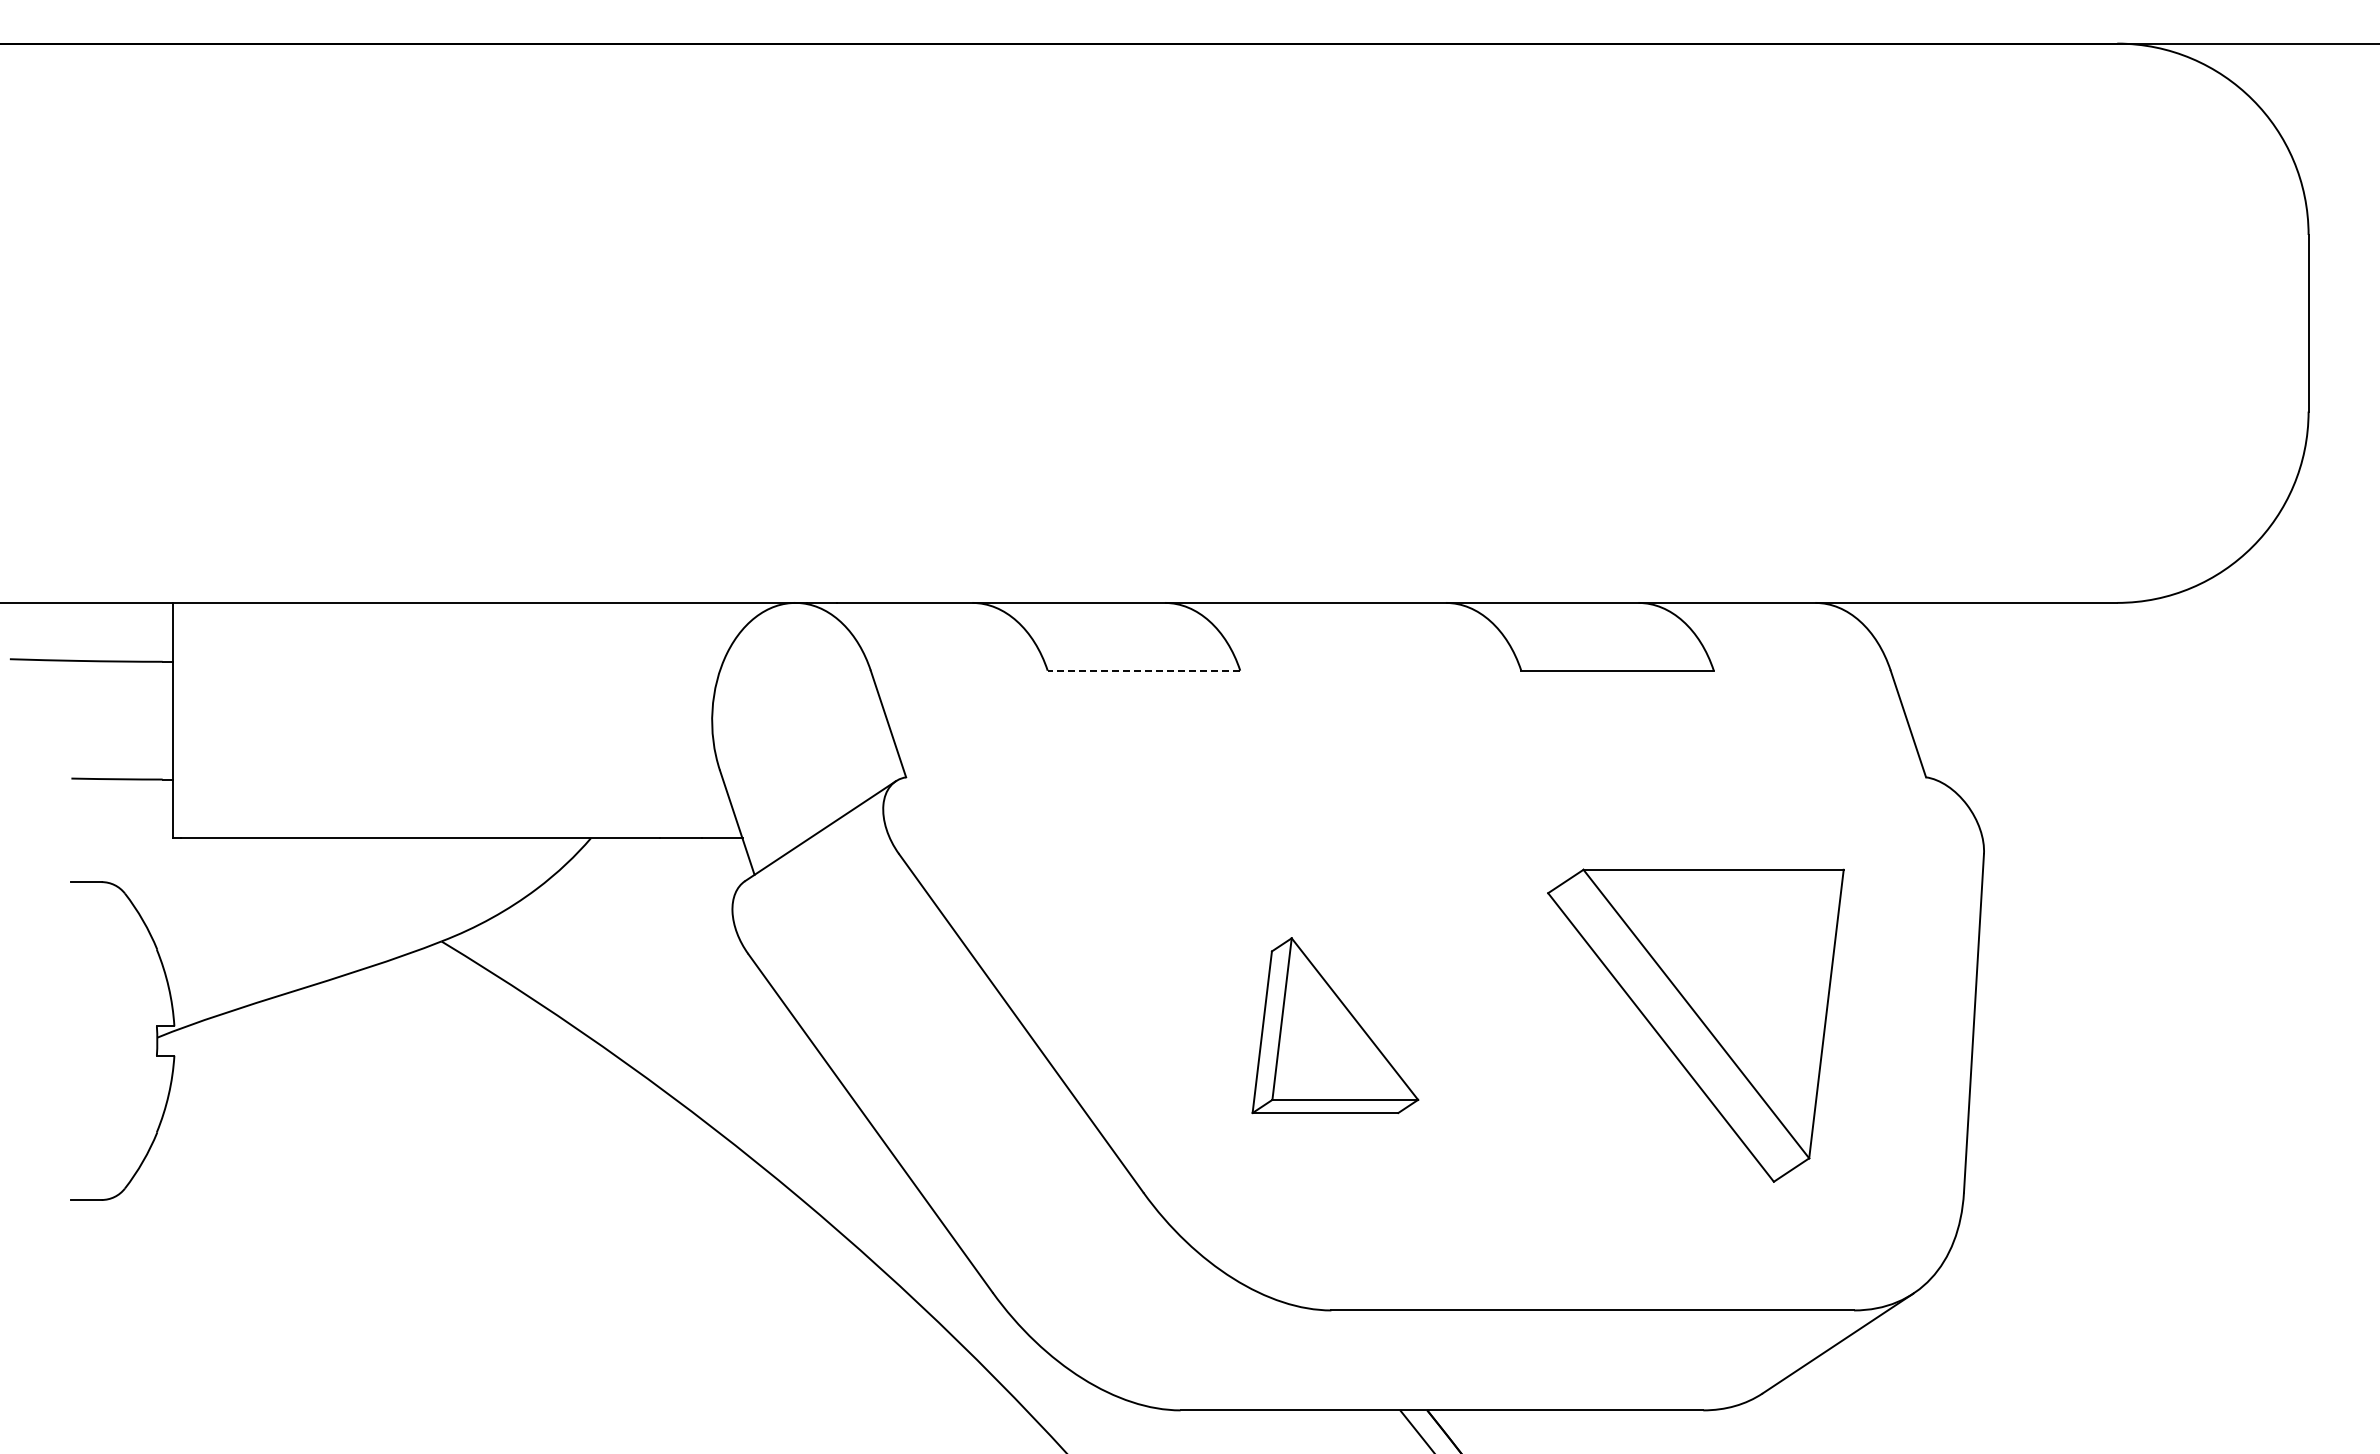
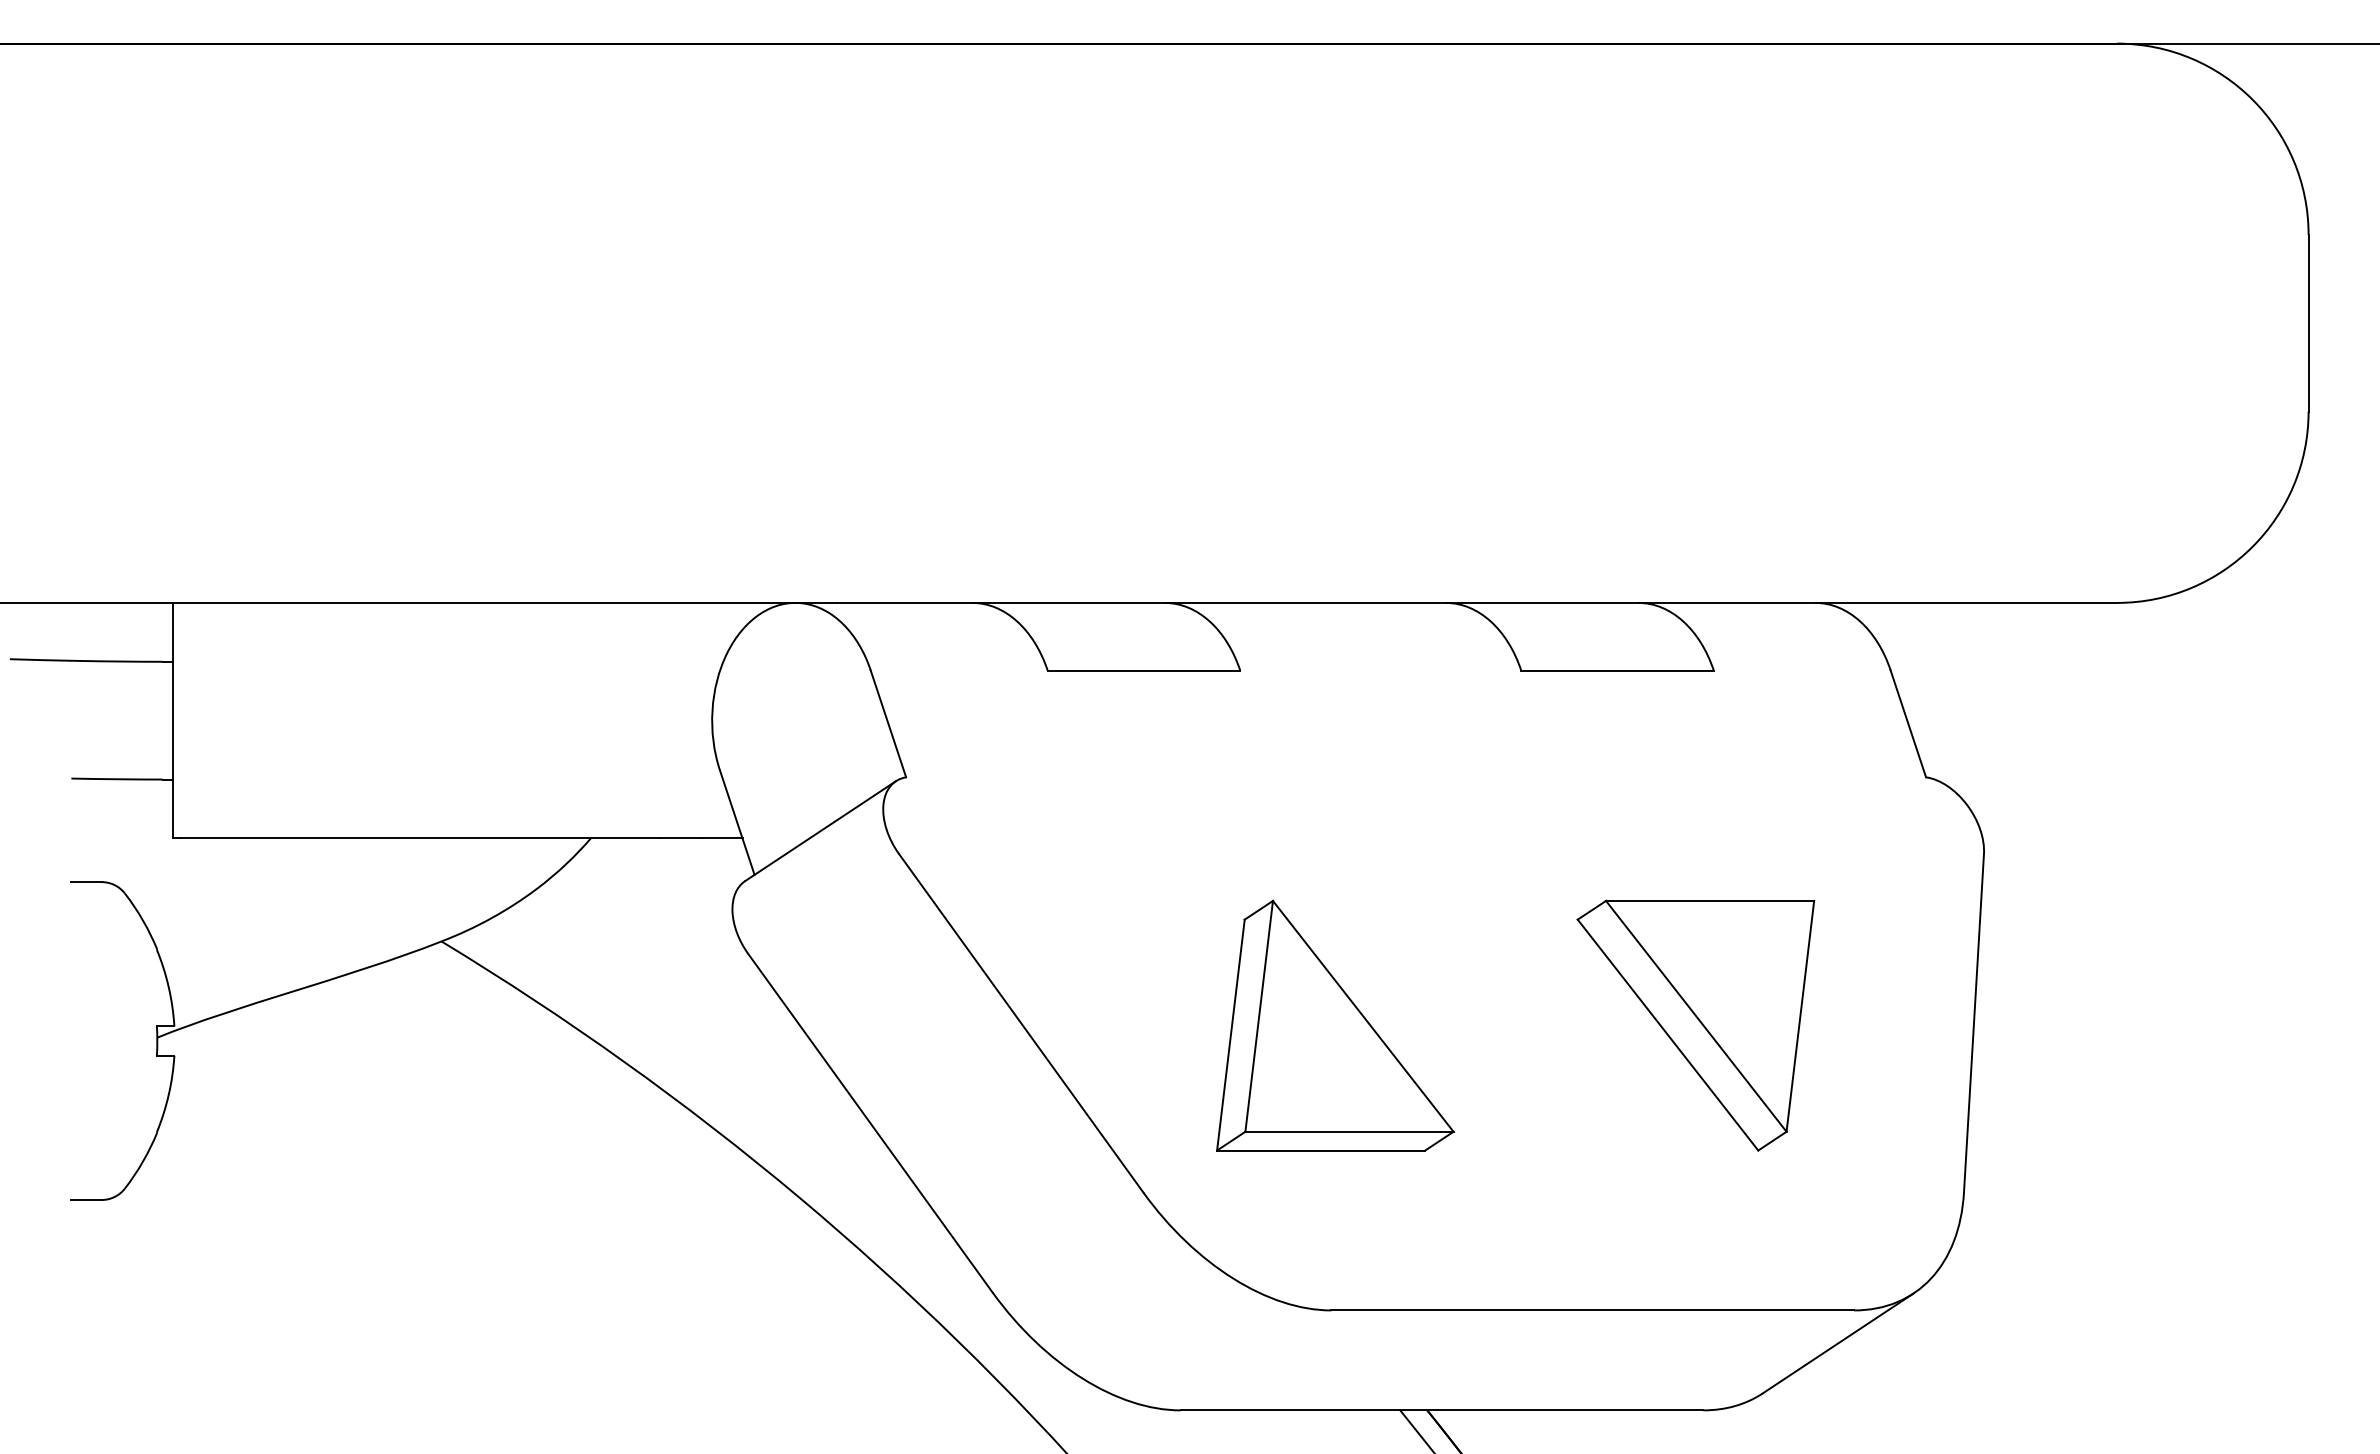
line: dashed -> solid (1143, 670)
part size: 169x178 px -> 239x253 px (1335, 1025)
part size: 298x315 px -> 240x253 px (1695, 1025)
